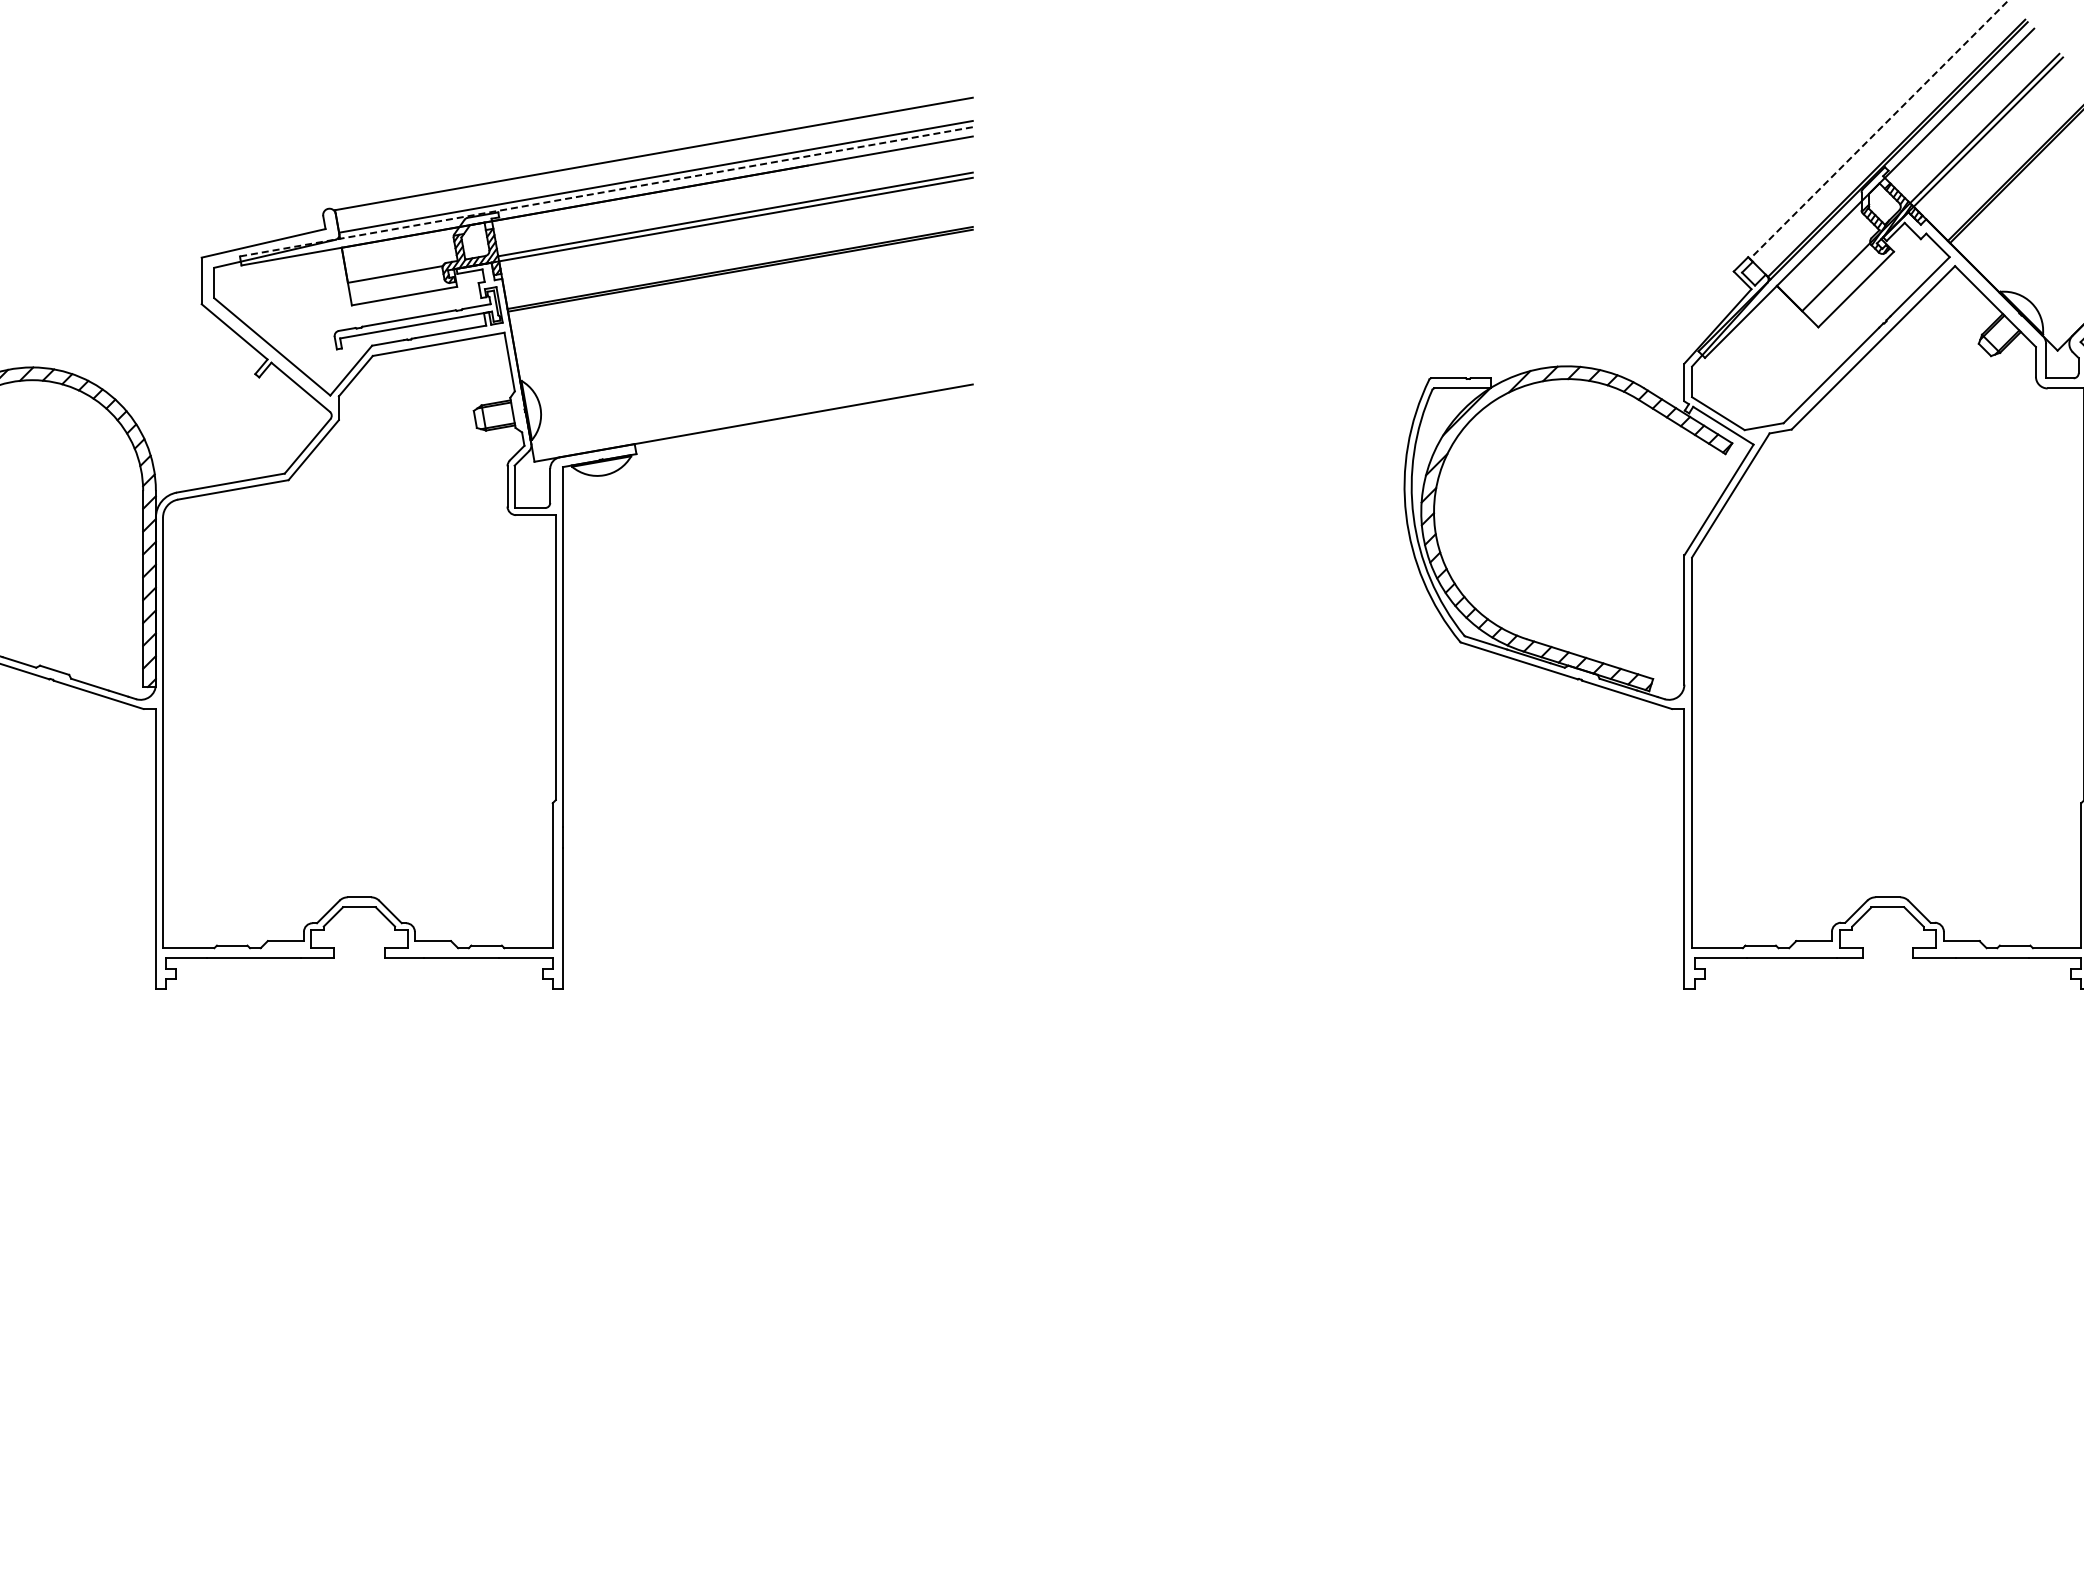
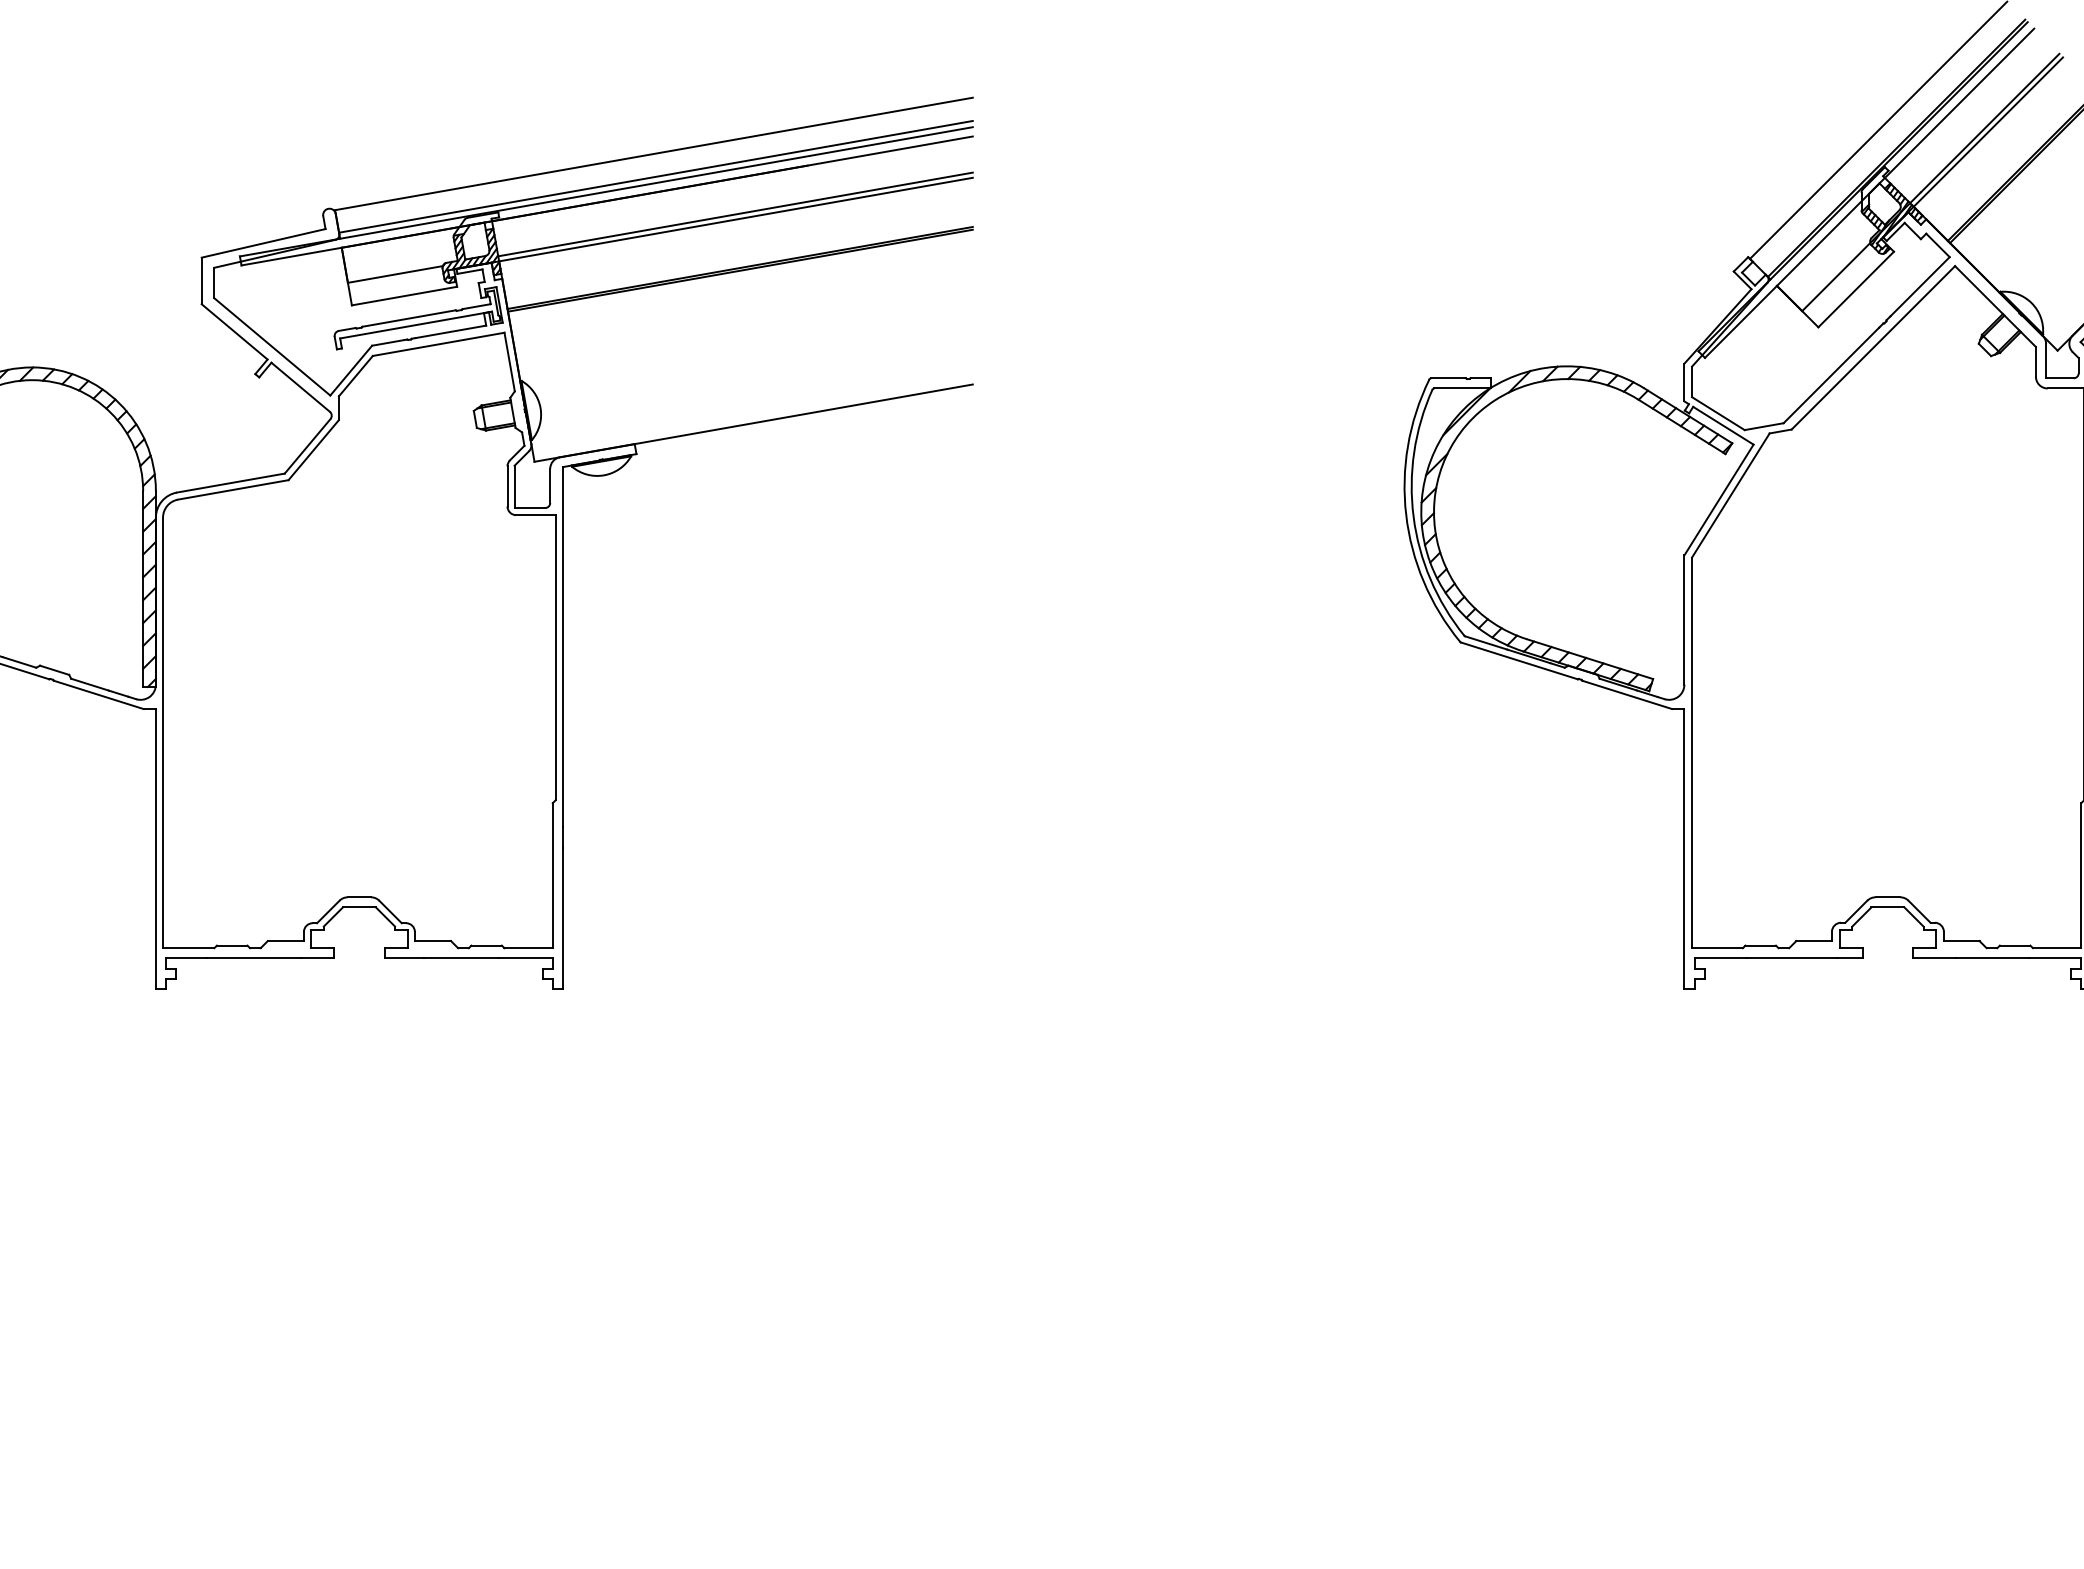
line: dashed -> solid (1878, 130)
line: dashed -> solid (605, 191)
